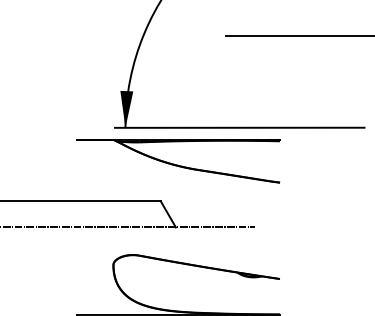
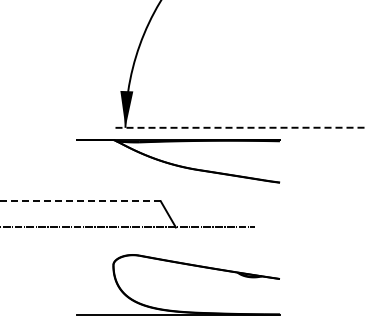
line: present -> none (298, 36)
line: solid -> dashed (239, 127)
line: solid -> dashed (80, 201)
